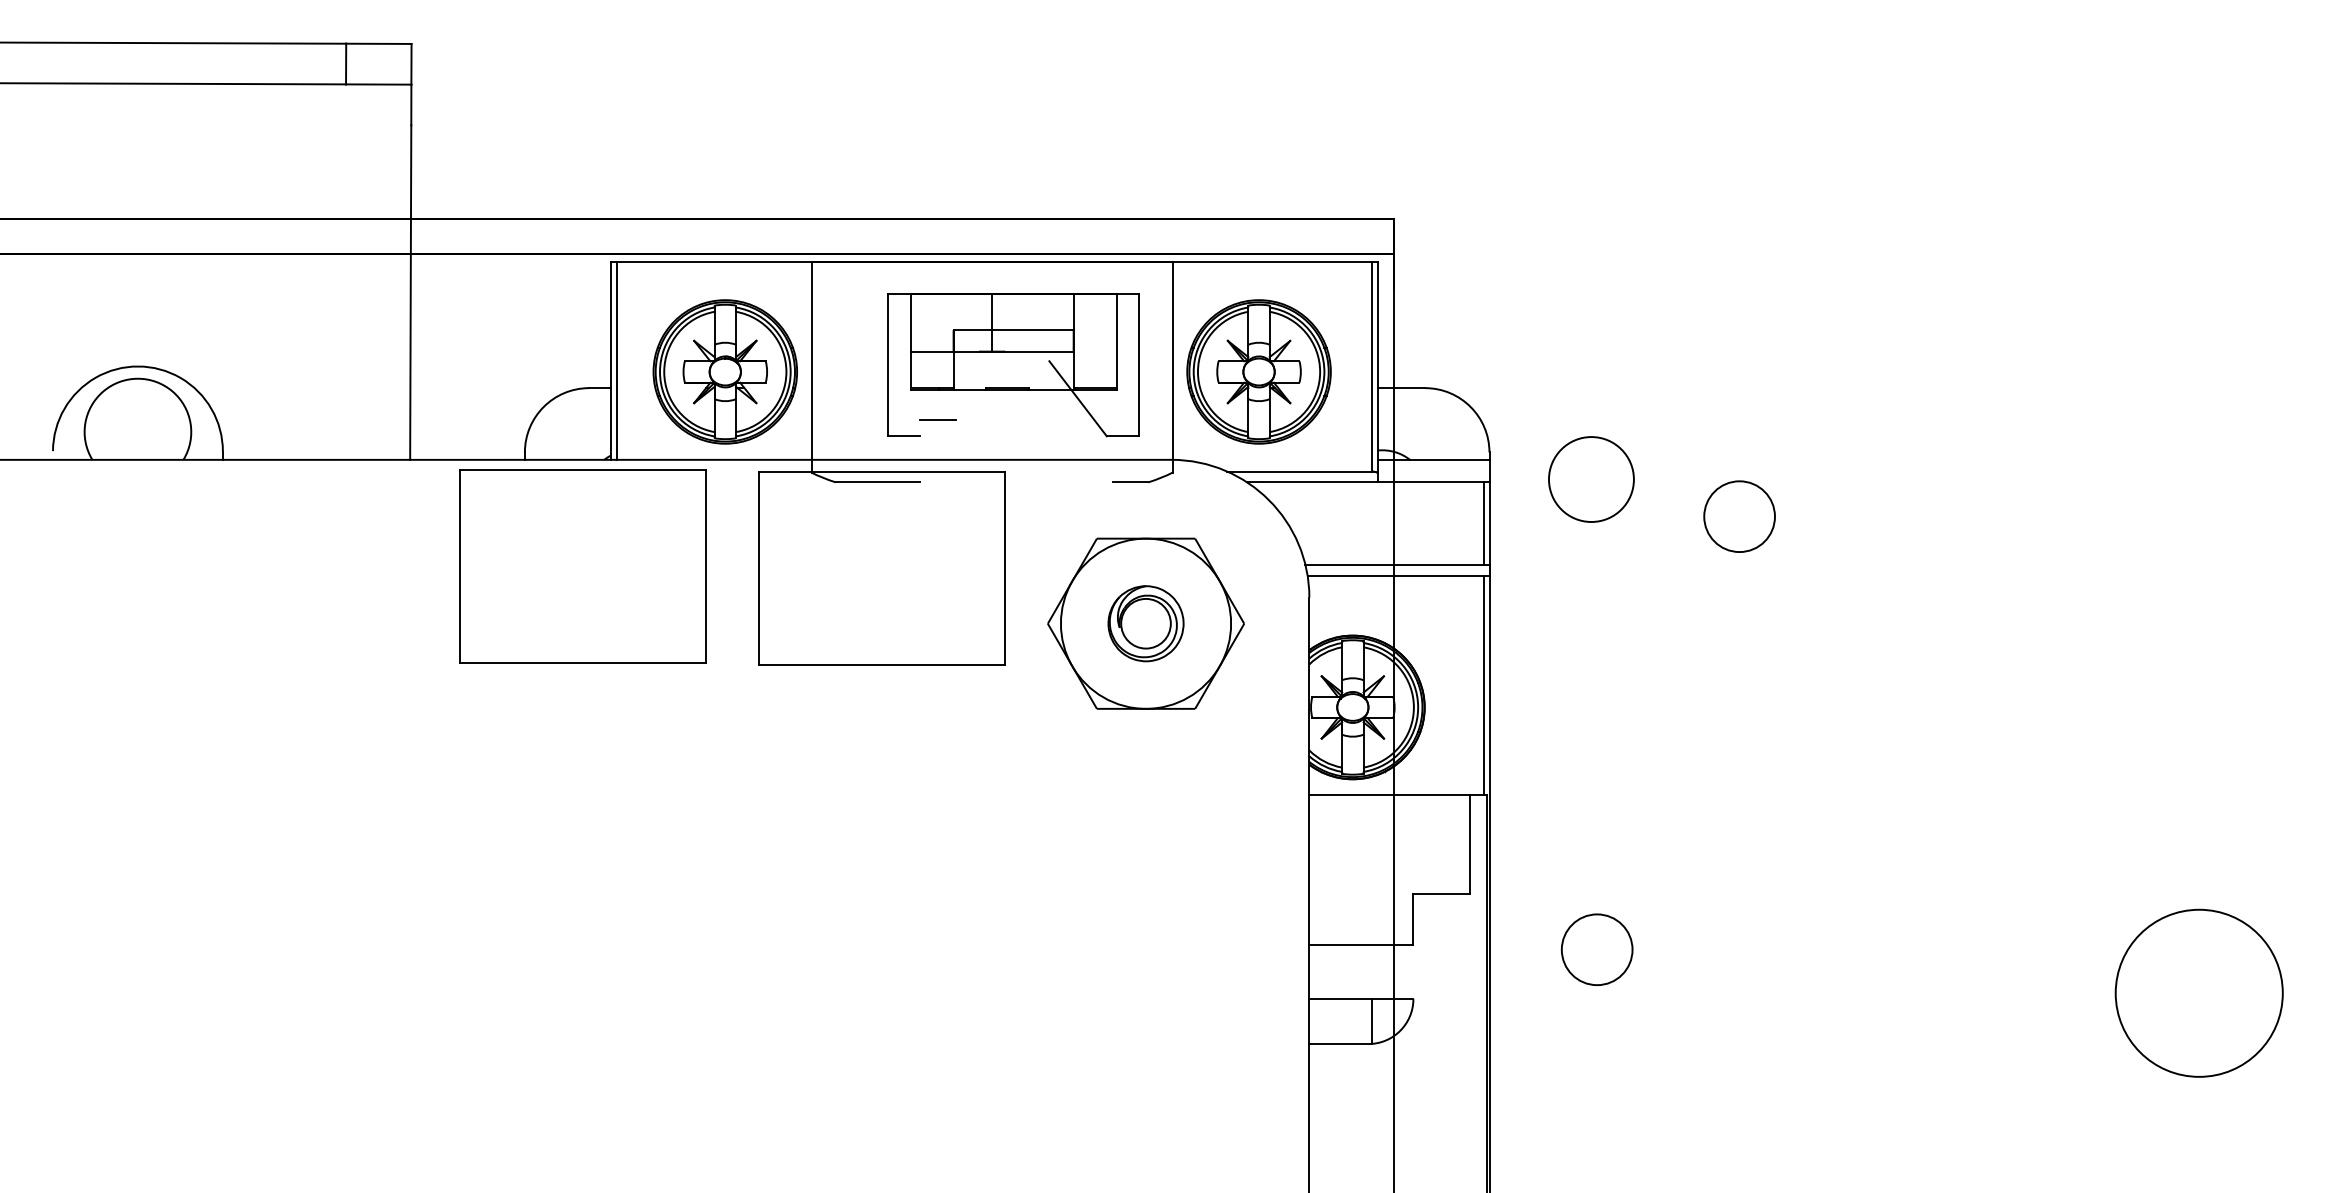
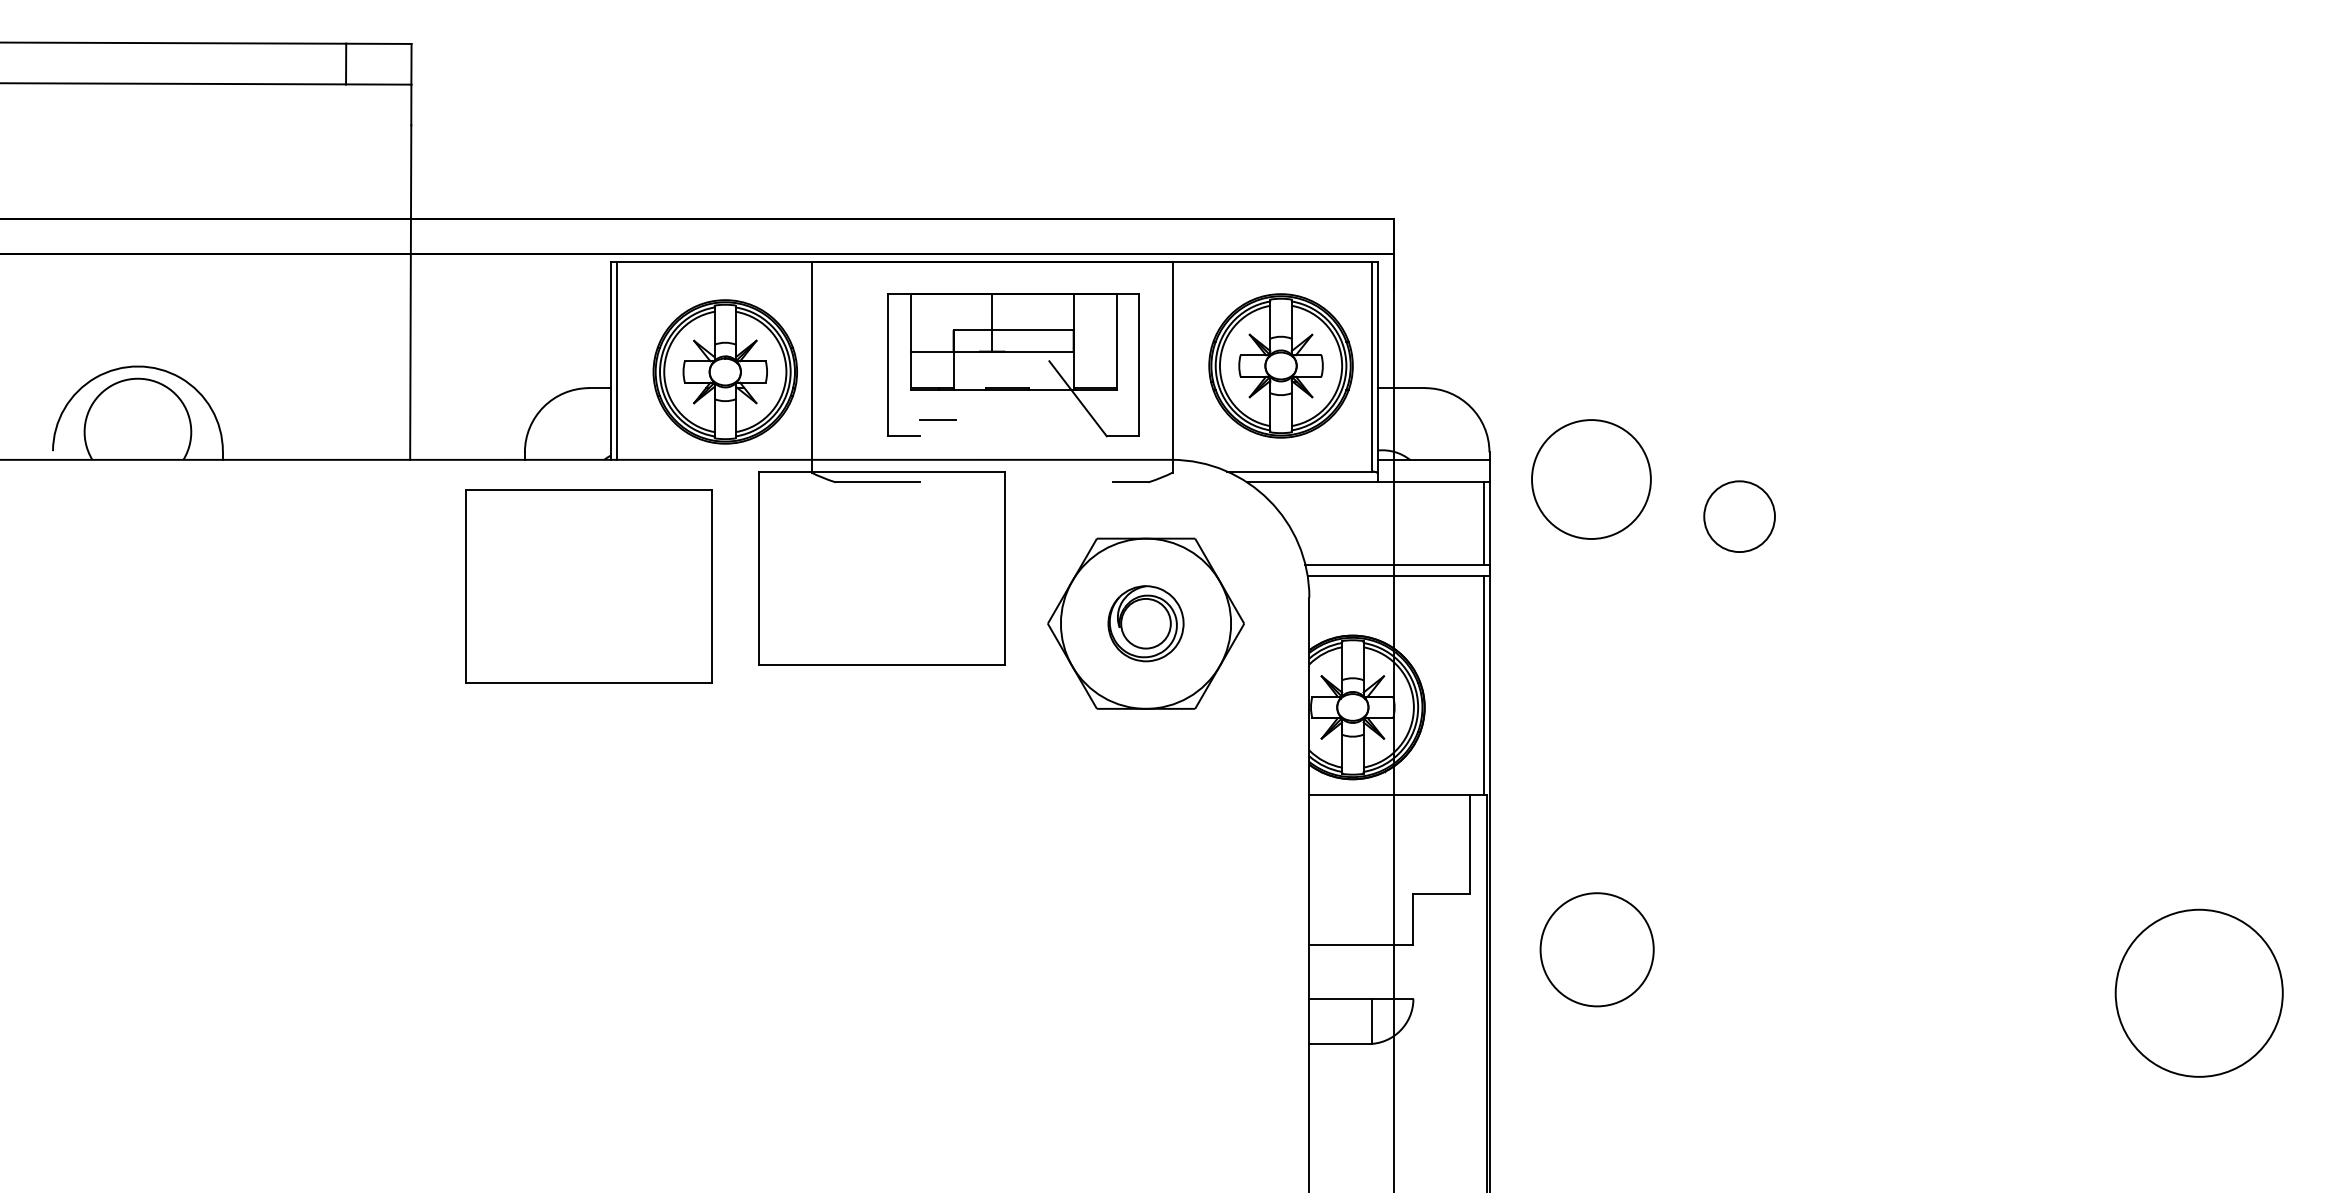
part position: (1258, 371) -> (1280, 365) (1280, 365)
circle diameter: 85 px -> 119 px (1591, 479)
part position: (582, 566) -> (588, 586) (588, 586)
circle diameter: 71 px -> 113 px (1596, 949)
